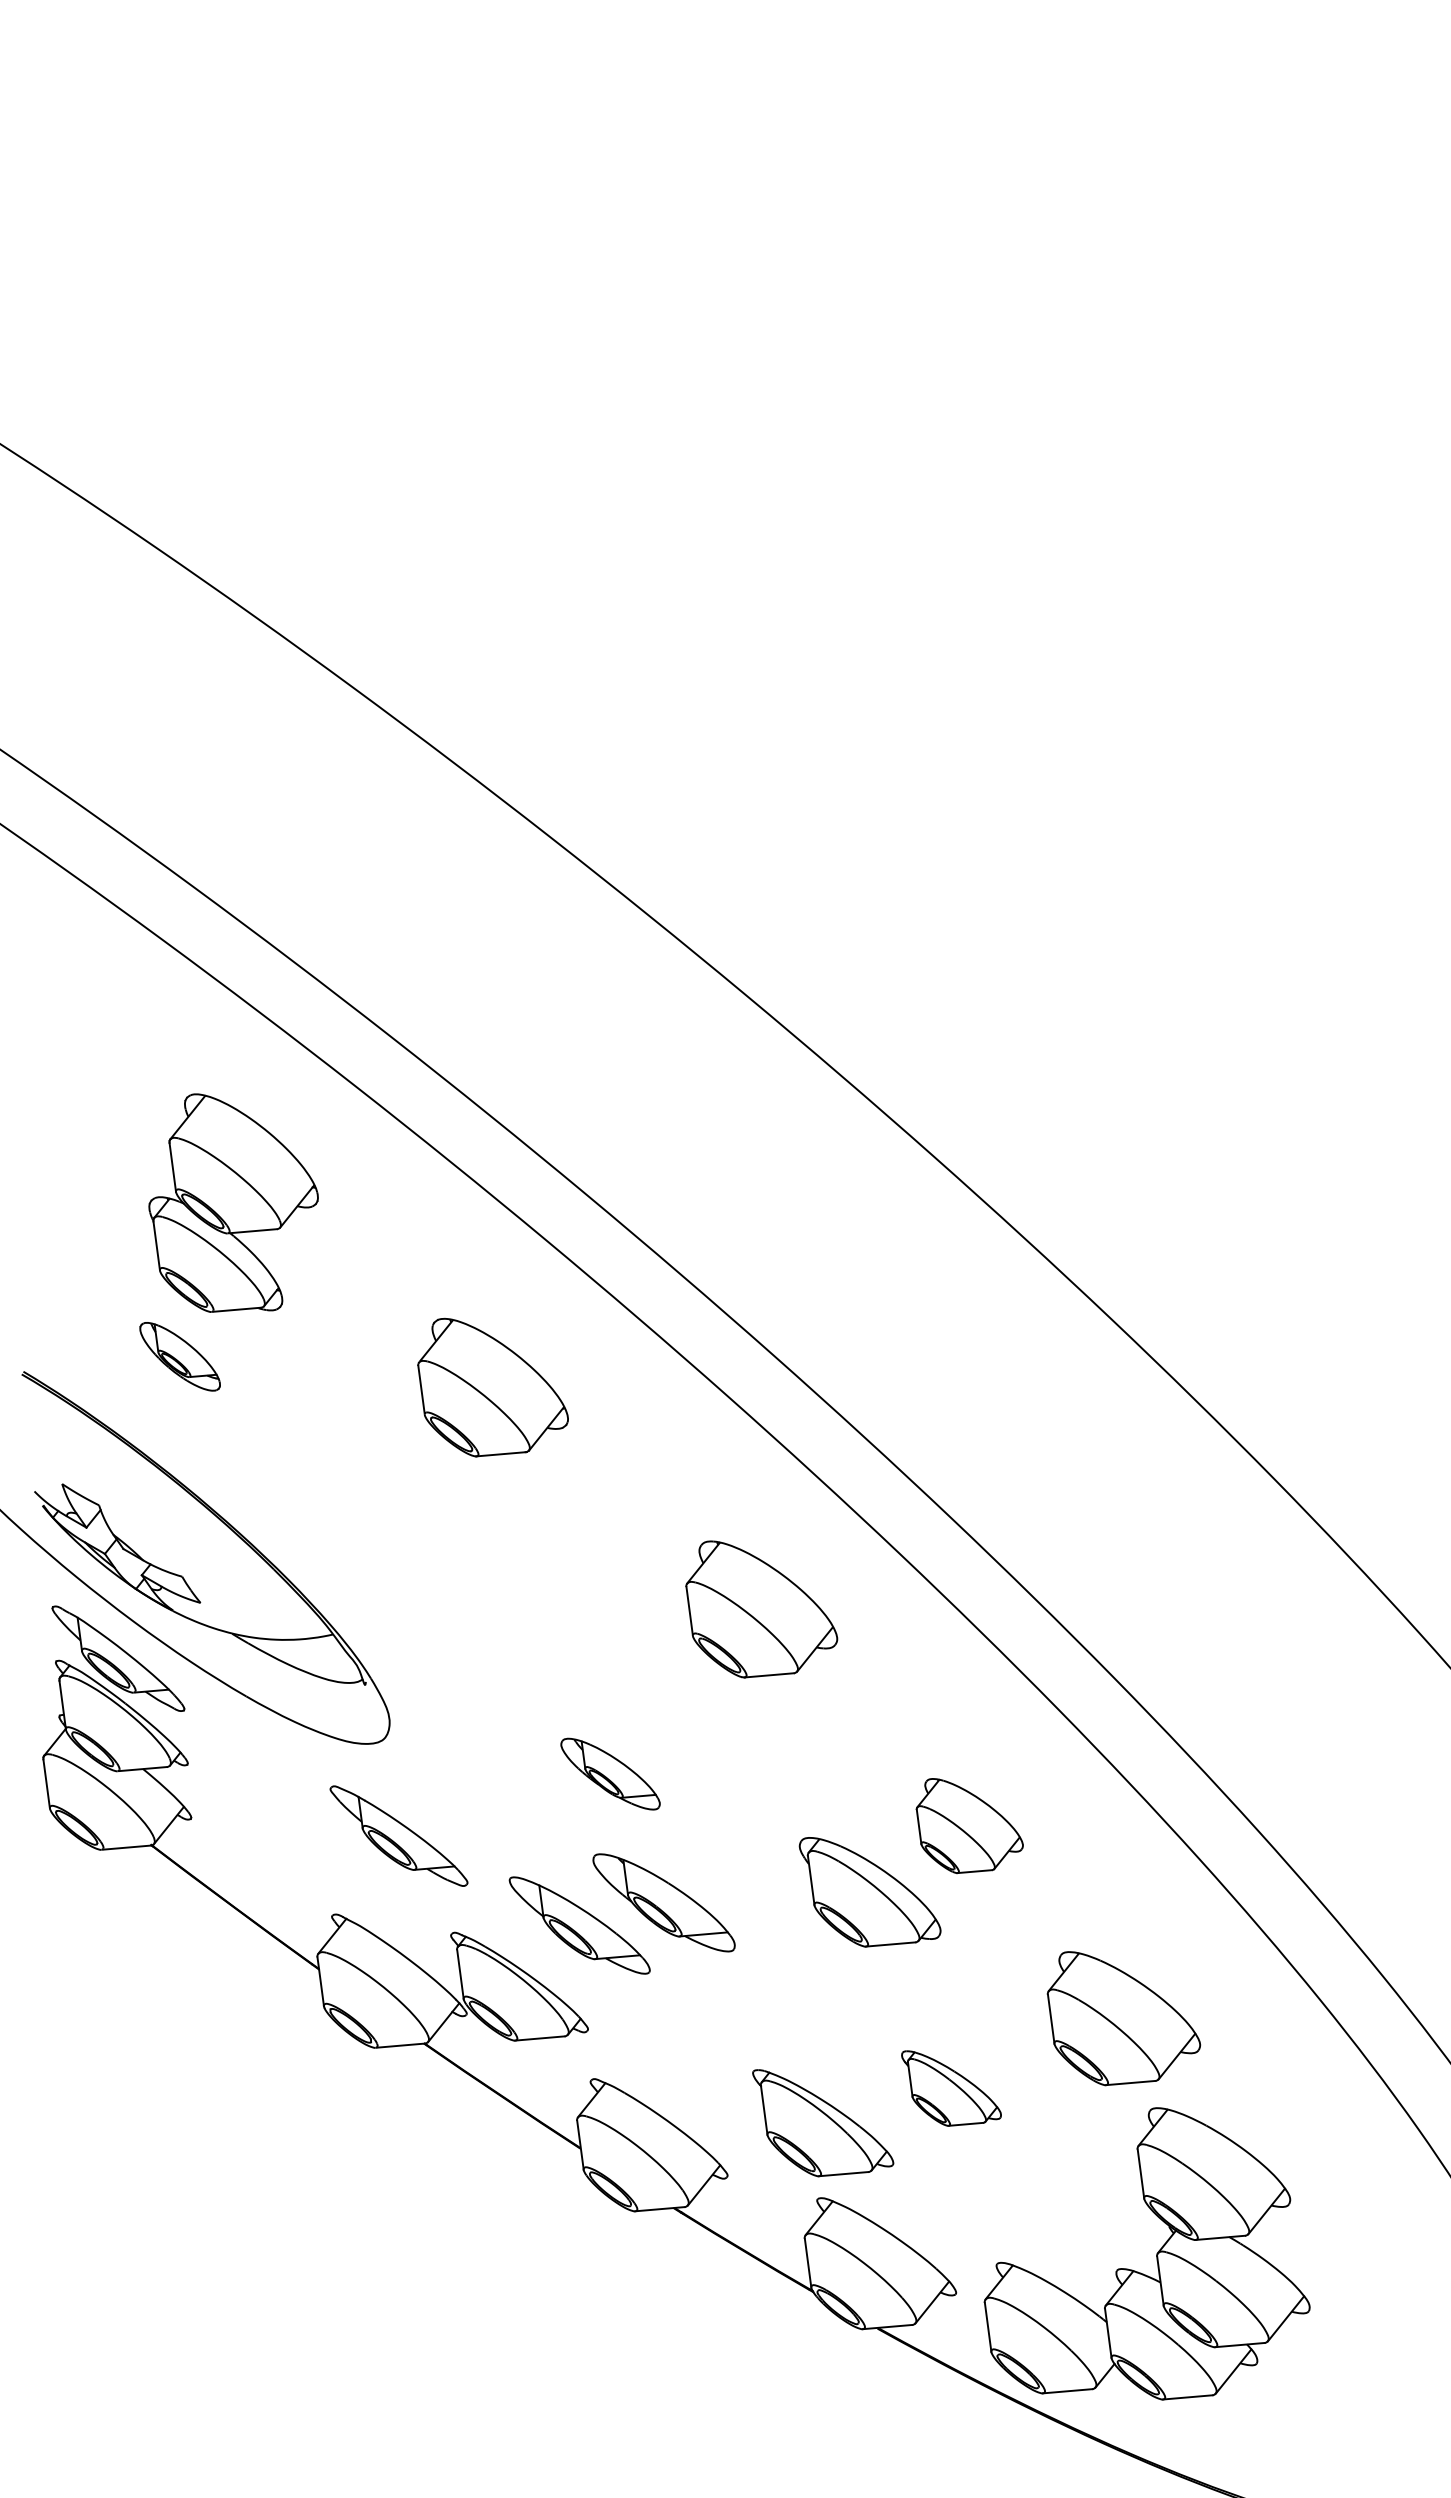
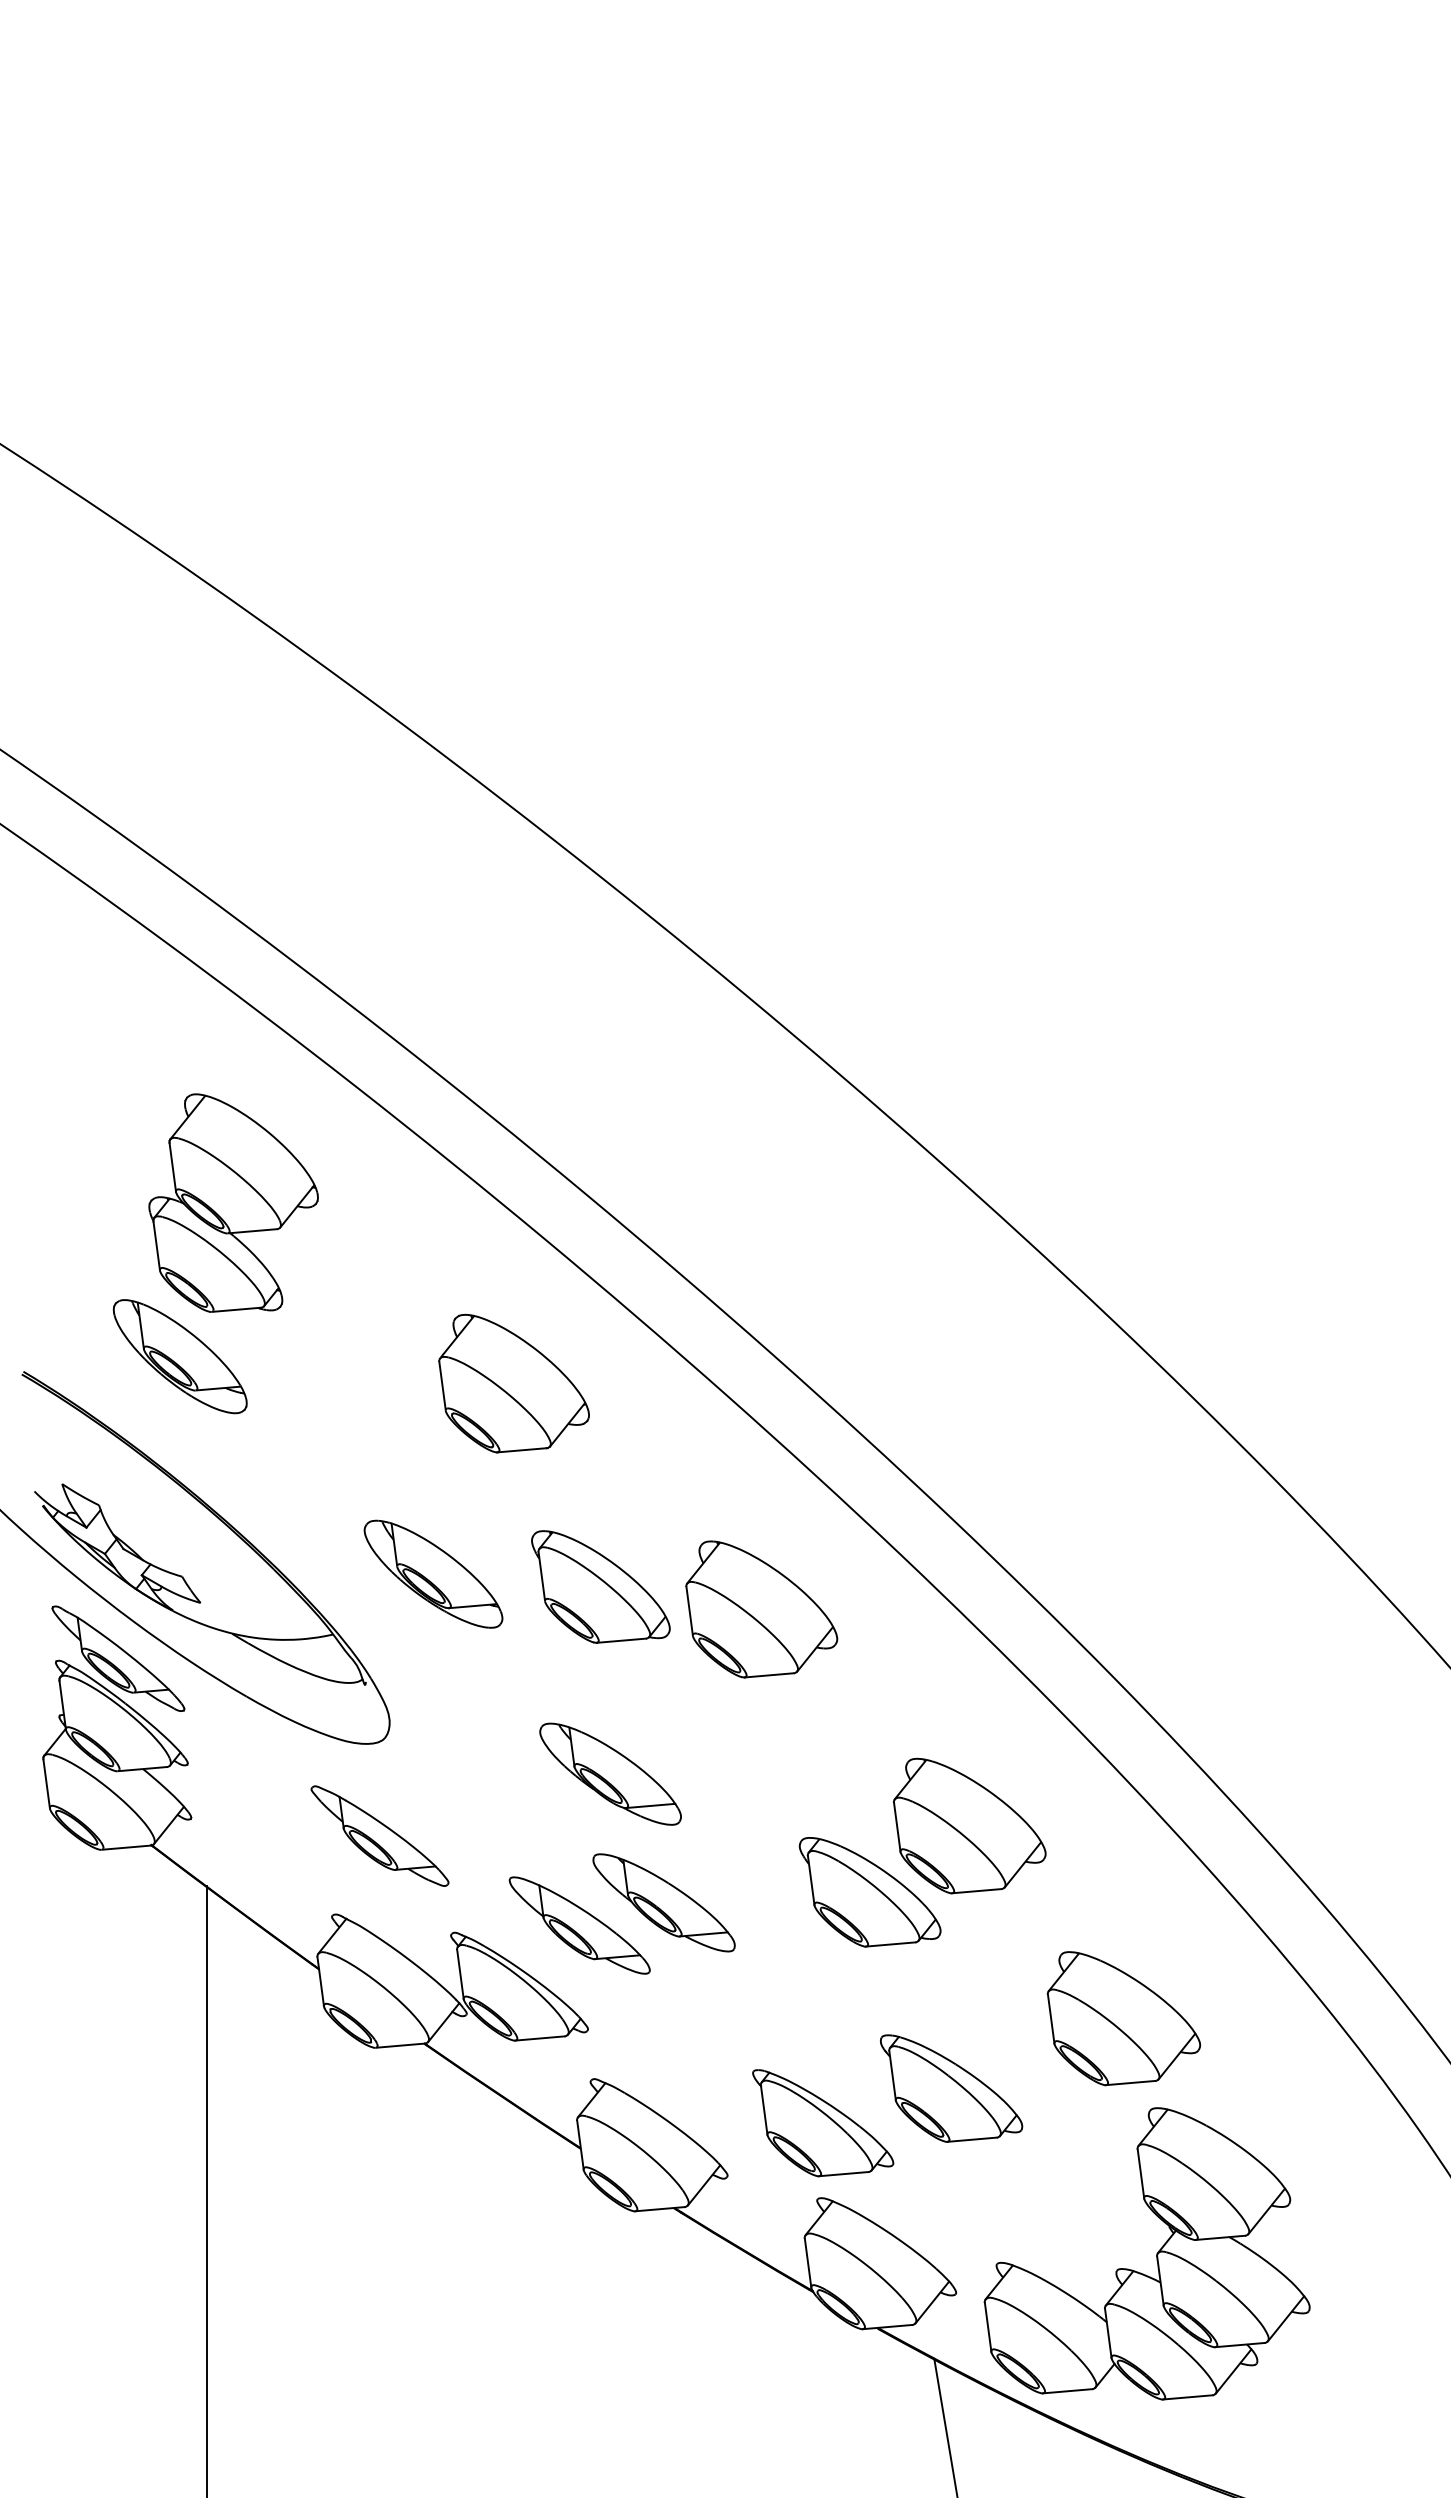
part size: 82x70 px -> 136x116 px (179, 1356)
part position: (492, 1387) -> (513, 1383) (513, 1383)
part: none -> present (433, 1573)
part: none -> present (600, 1586)
part size: 101x74 px -> 143x104 px (610, 1773)
part size: 109x97 px -> 154x138 px (969, 1825)
part position: (398, 1835) -> (379, 1835) (379, 1835)
part size: 101x77 px -> 145x109 px (951, 2088)
line: none -> present (206, 2190)
line: none -> present (945, 2426)
